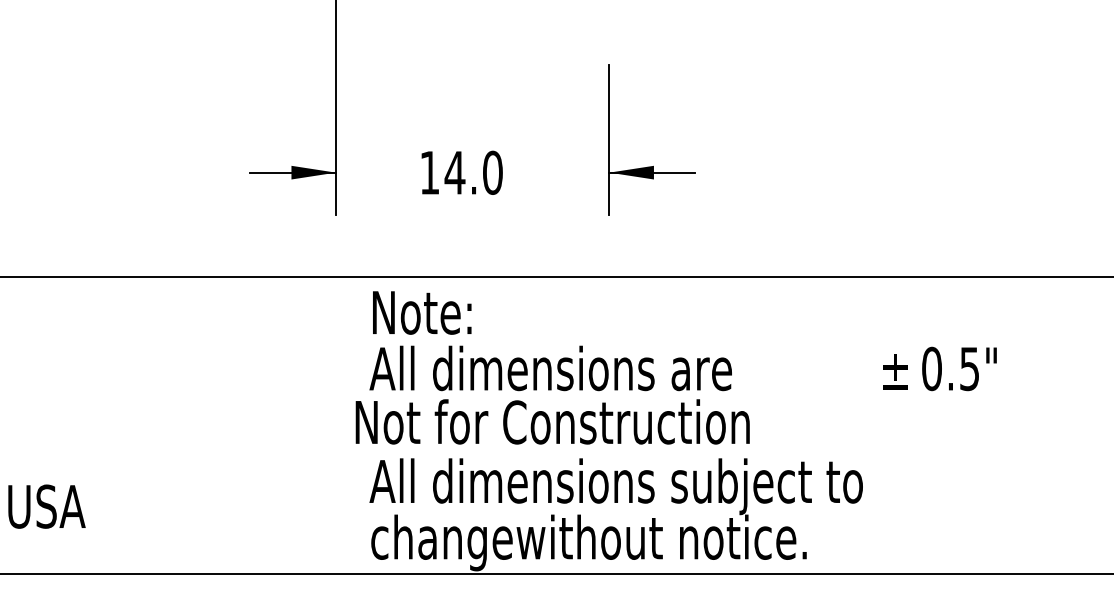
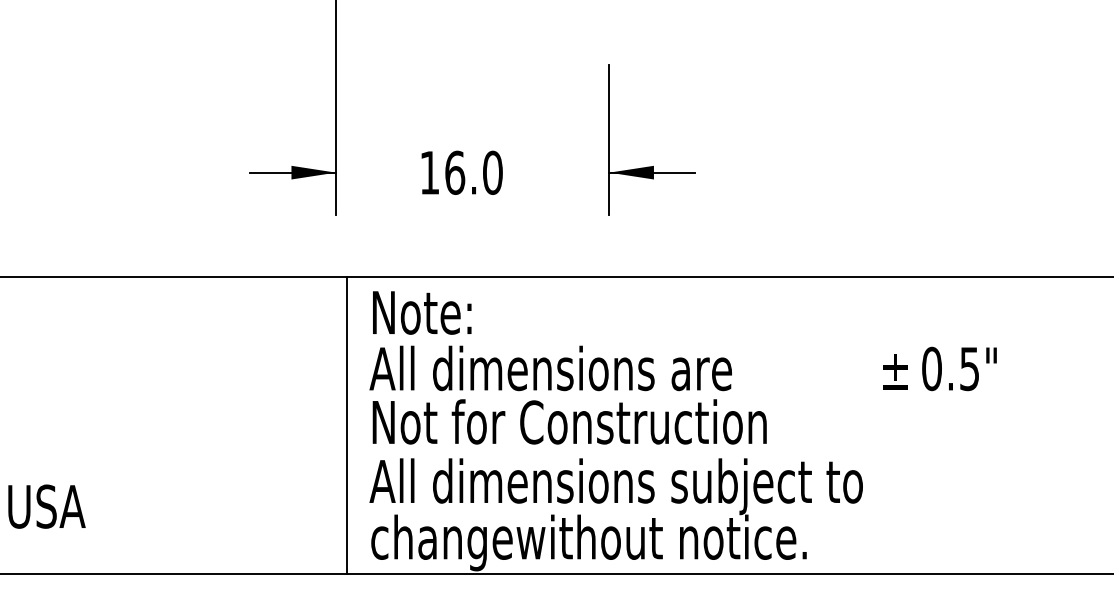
text: 14.0 -> 16.0 (454, 172)
text position: (552, 421) -> (569, 421) (569, 421)
line: none -> present (346, 425)
